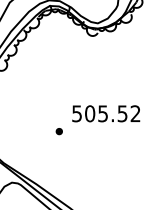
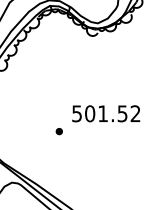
text: 505.52 -> 501.52 (102, 113)
